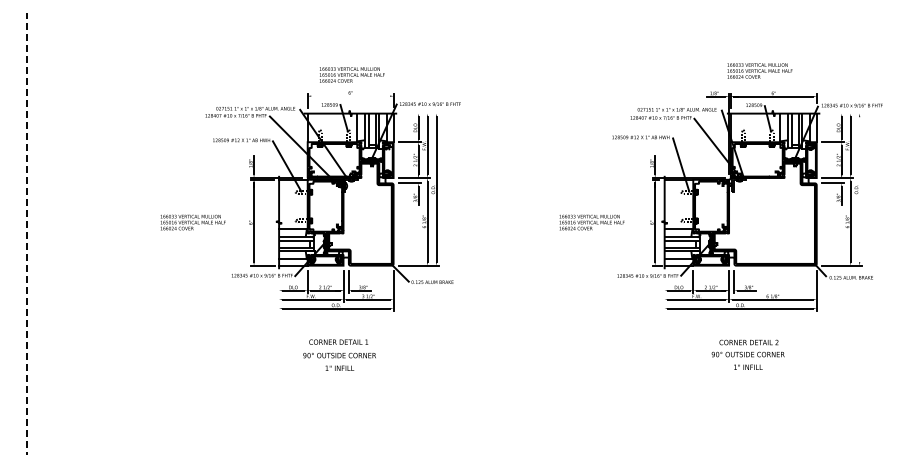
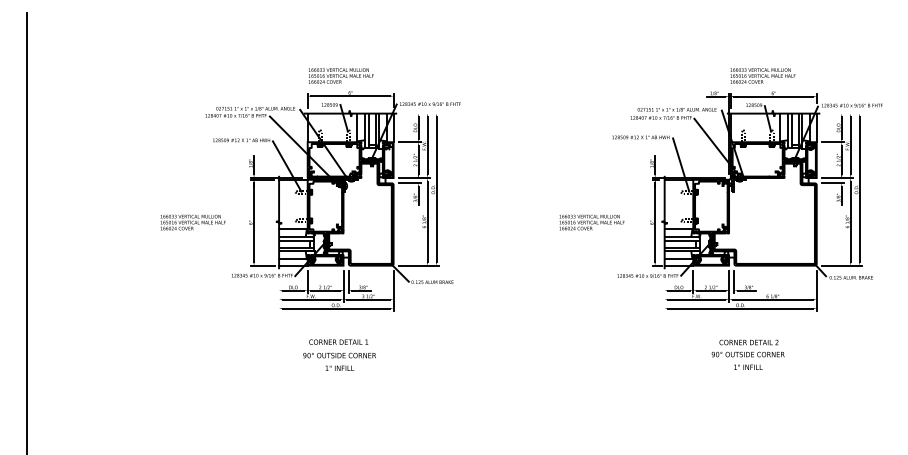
text position: (759, 70) -> (762, 75) (762, 75)
text position: (352, 74) -> (341, 75) (341, 75)
line: none -> present (350, 96)
line: none -> present (859, 189)
line: dashed -> solid (27, 233)
